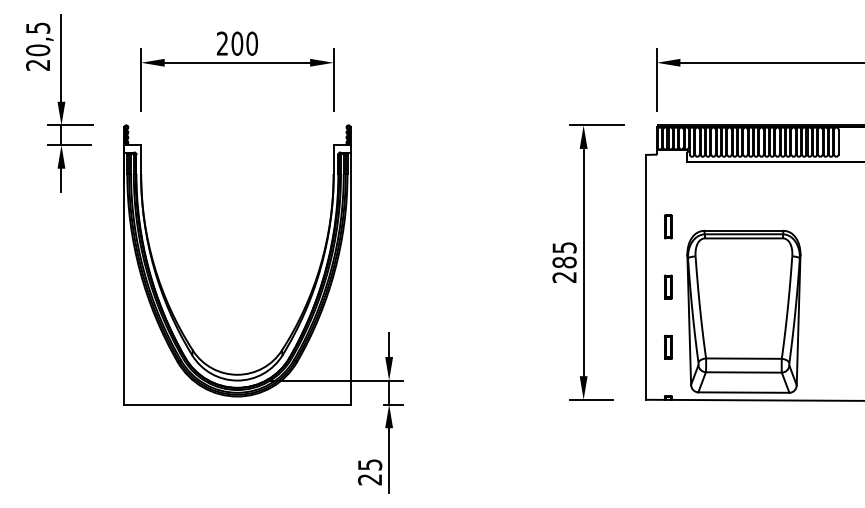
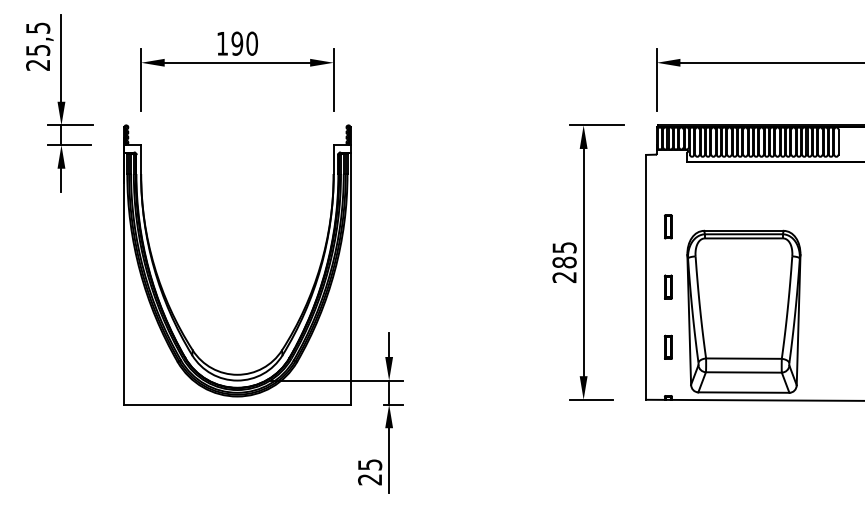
text: 200 -> 190 (229, 43)
text: 20,5 -> 25,5 (38, 50)
